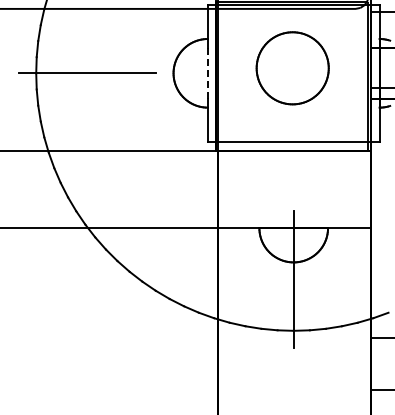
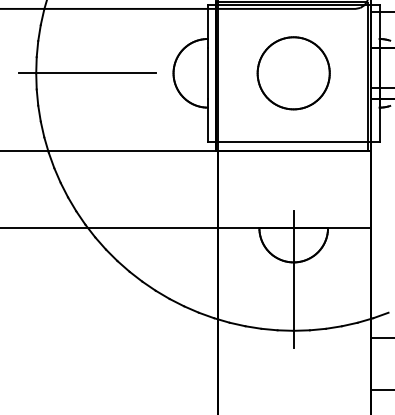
part position: (292, 68) -> (293, 73) (293, 73)
line: dashed -> solid (207, 73)
